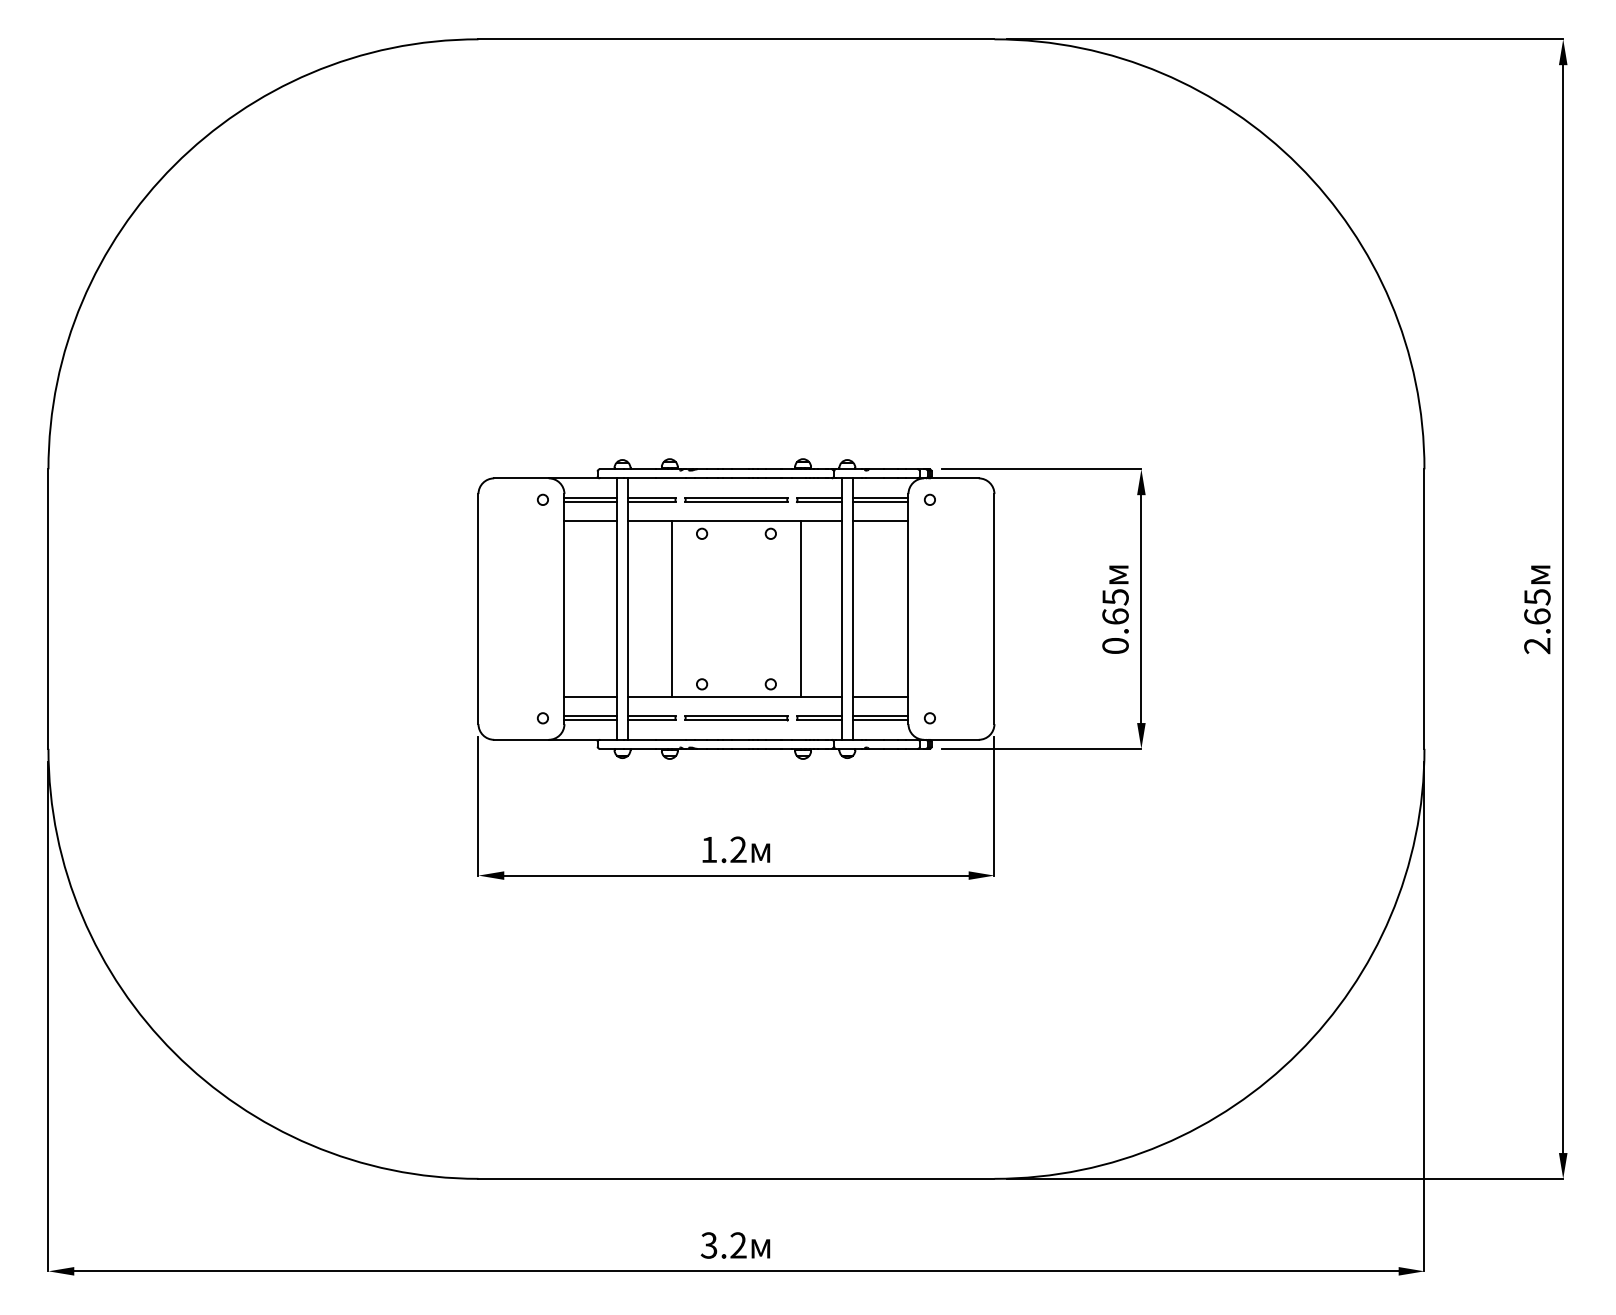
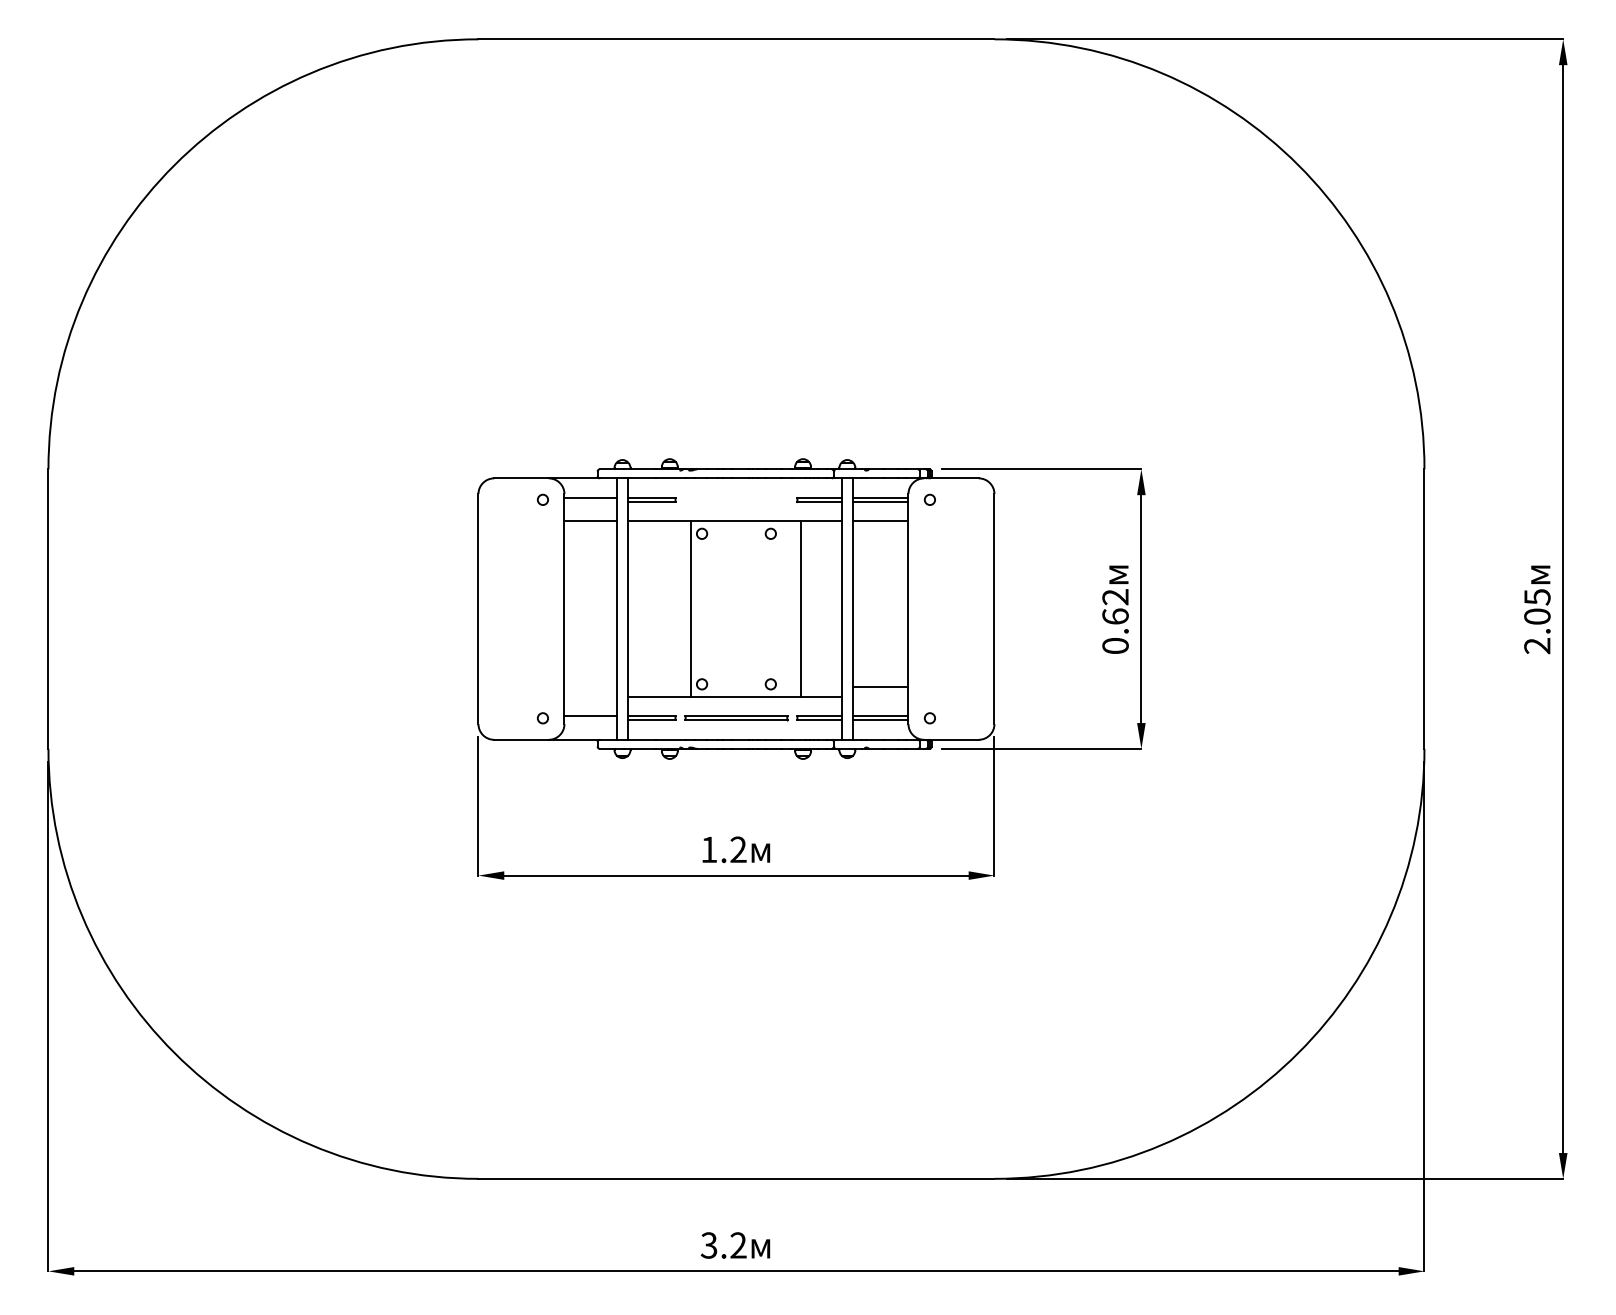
part: present -> none (736, 499)
line: present -> none (590, 502)
text: 0.65 -> 0.62 (1115, 597)
line position: (671, 608) -> (690, 608) (690, 608)
text: 2.65 -> 2.05 (1537, 616)
line: present -> none (590, 696)
line position: (880, 696) -> (880, 686) (880, 686)
line: present -> none (590, 720)
